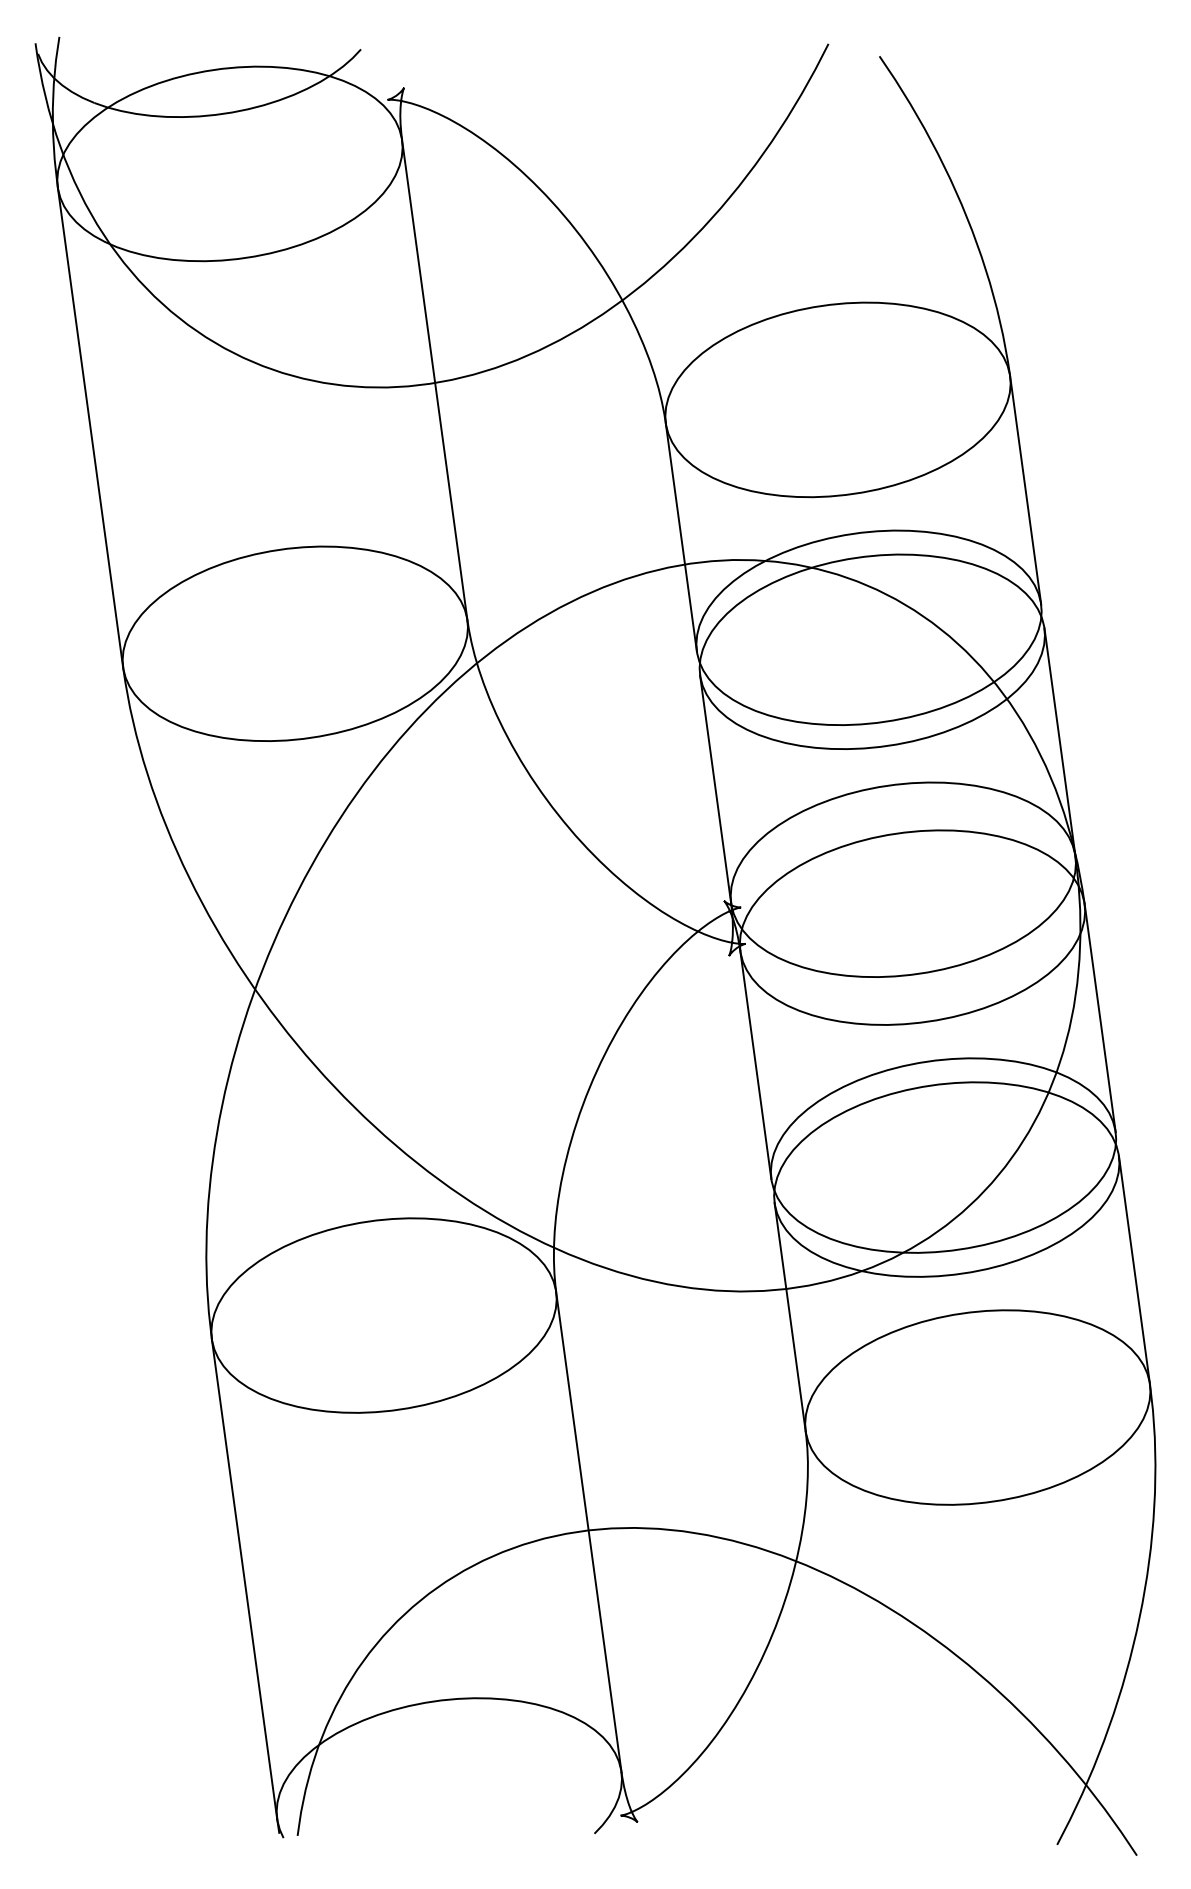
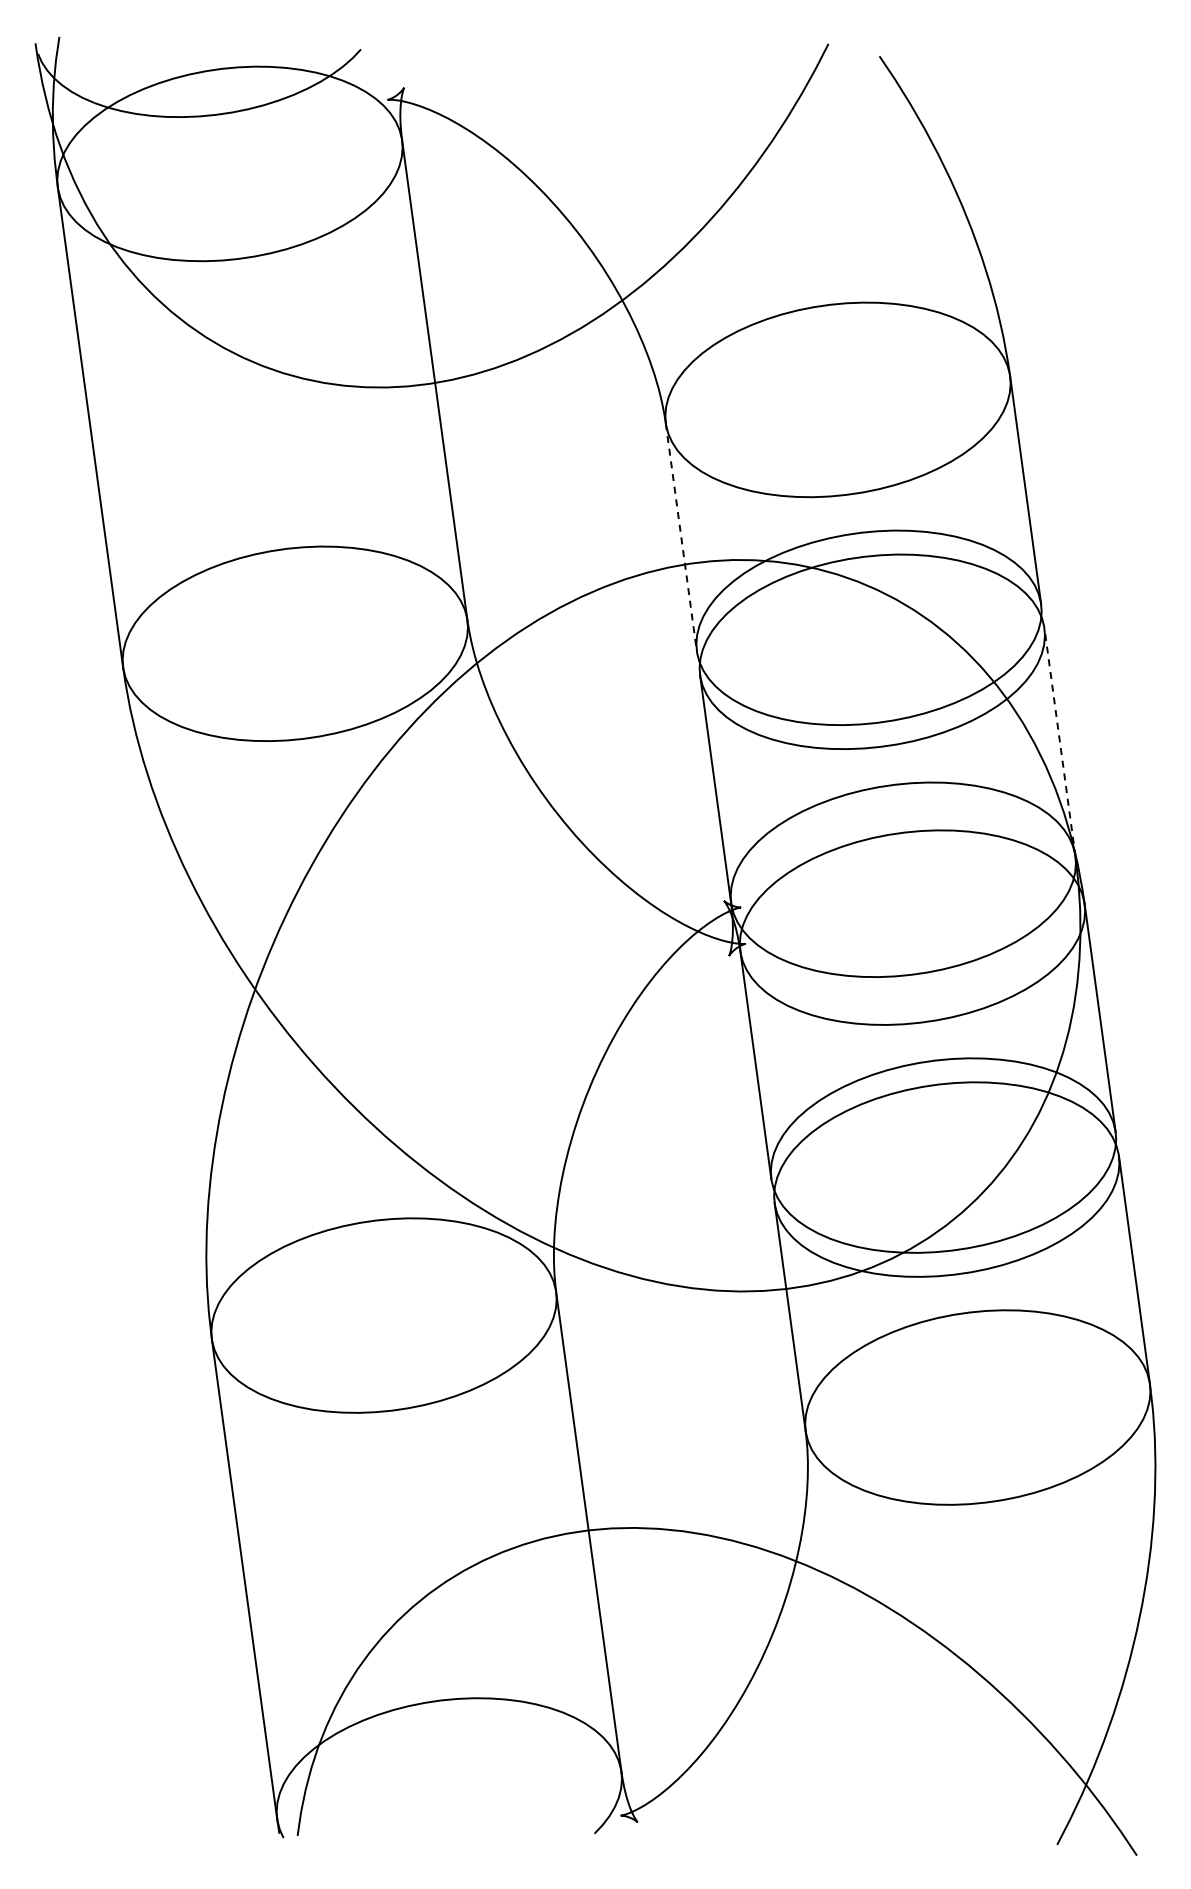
line: solid -> dashed (681, 537)
line: solid -> dashed (1059, 741)
